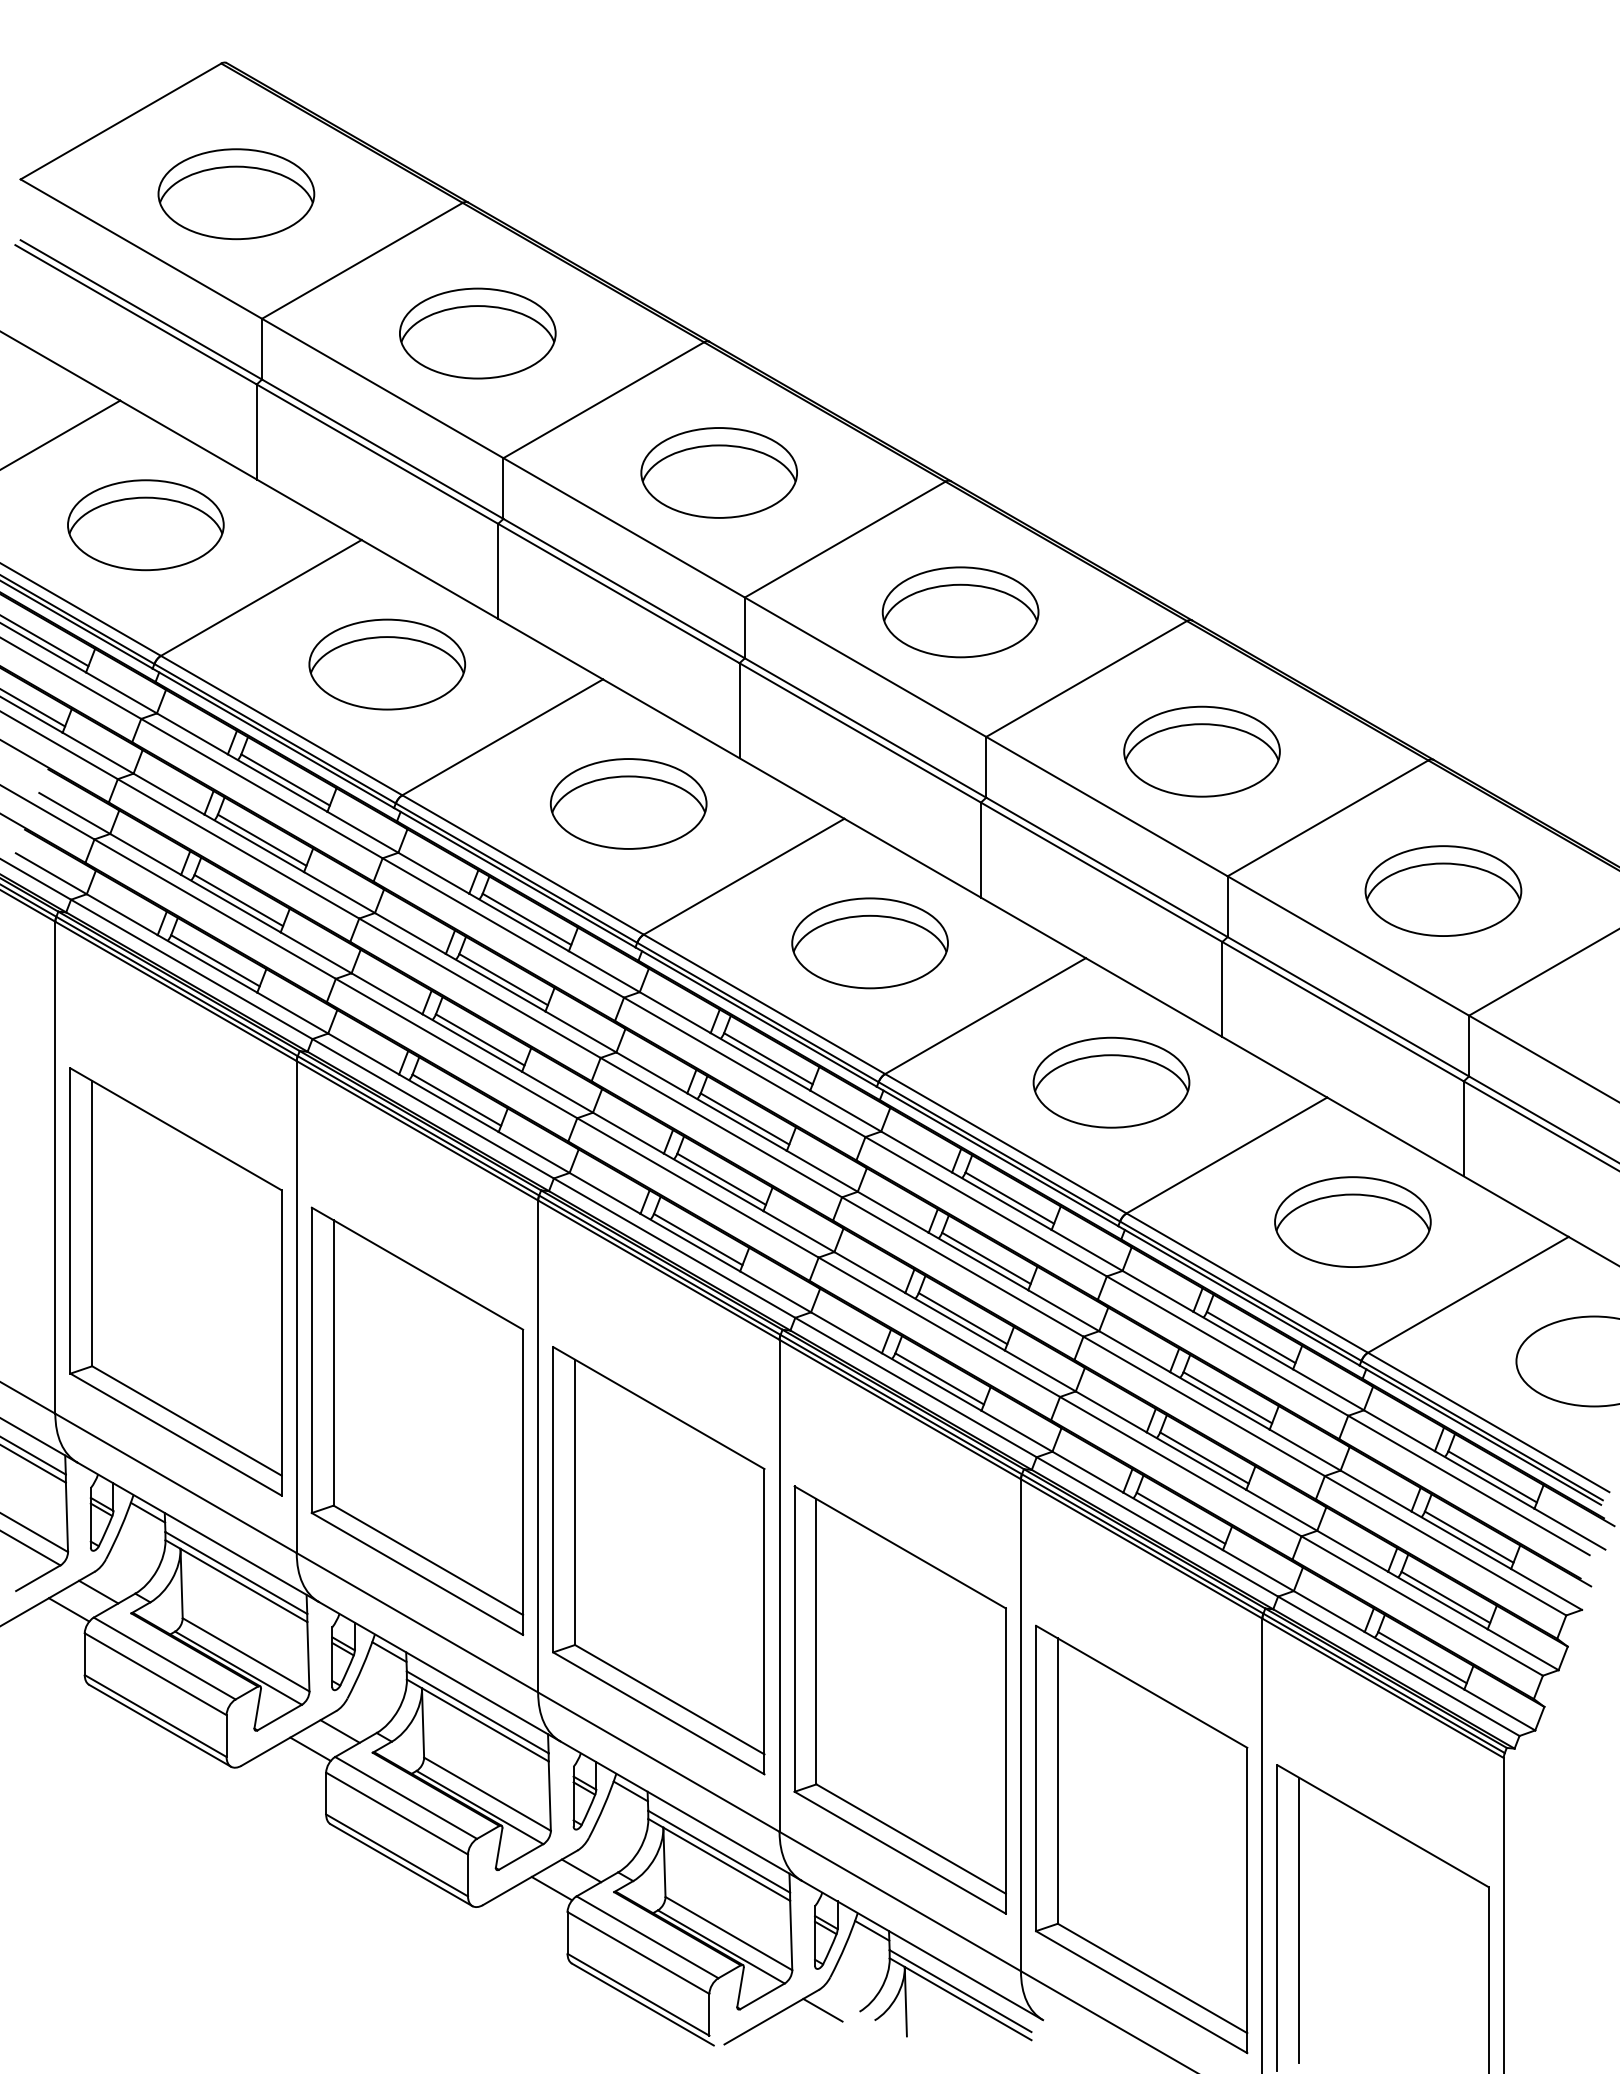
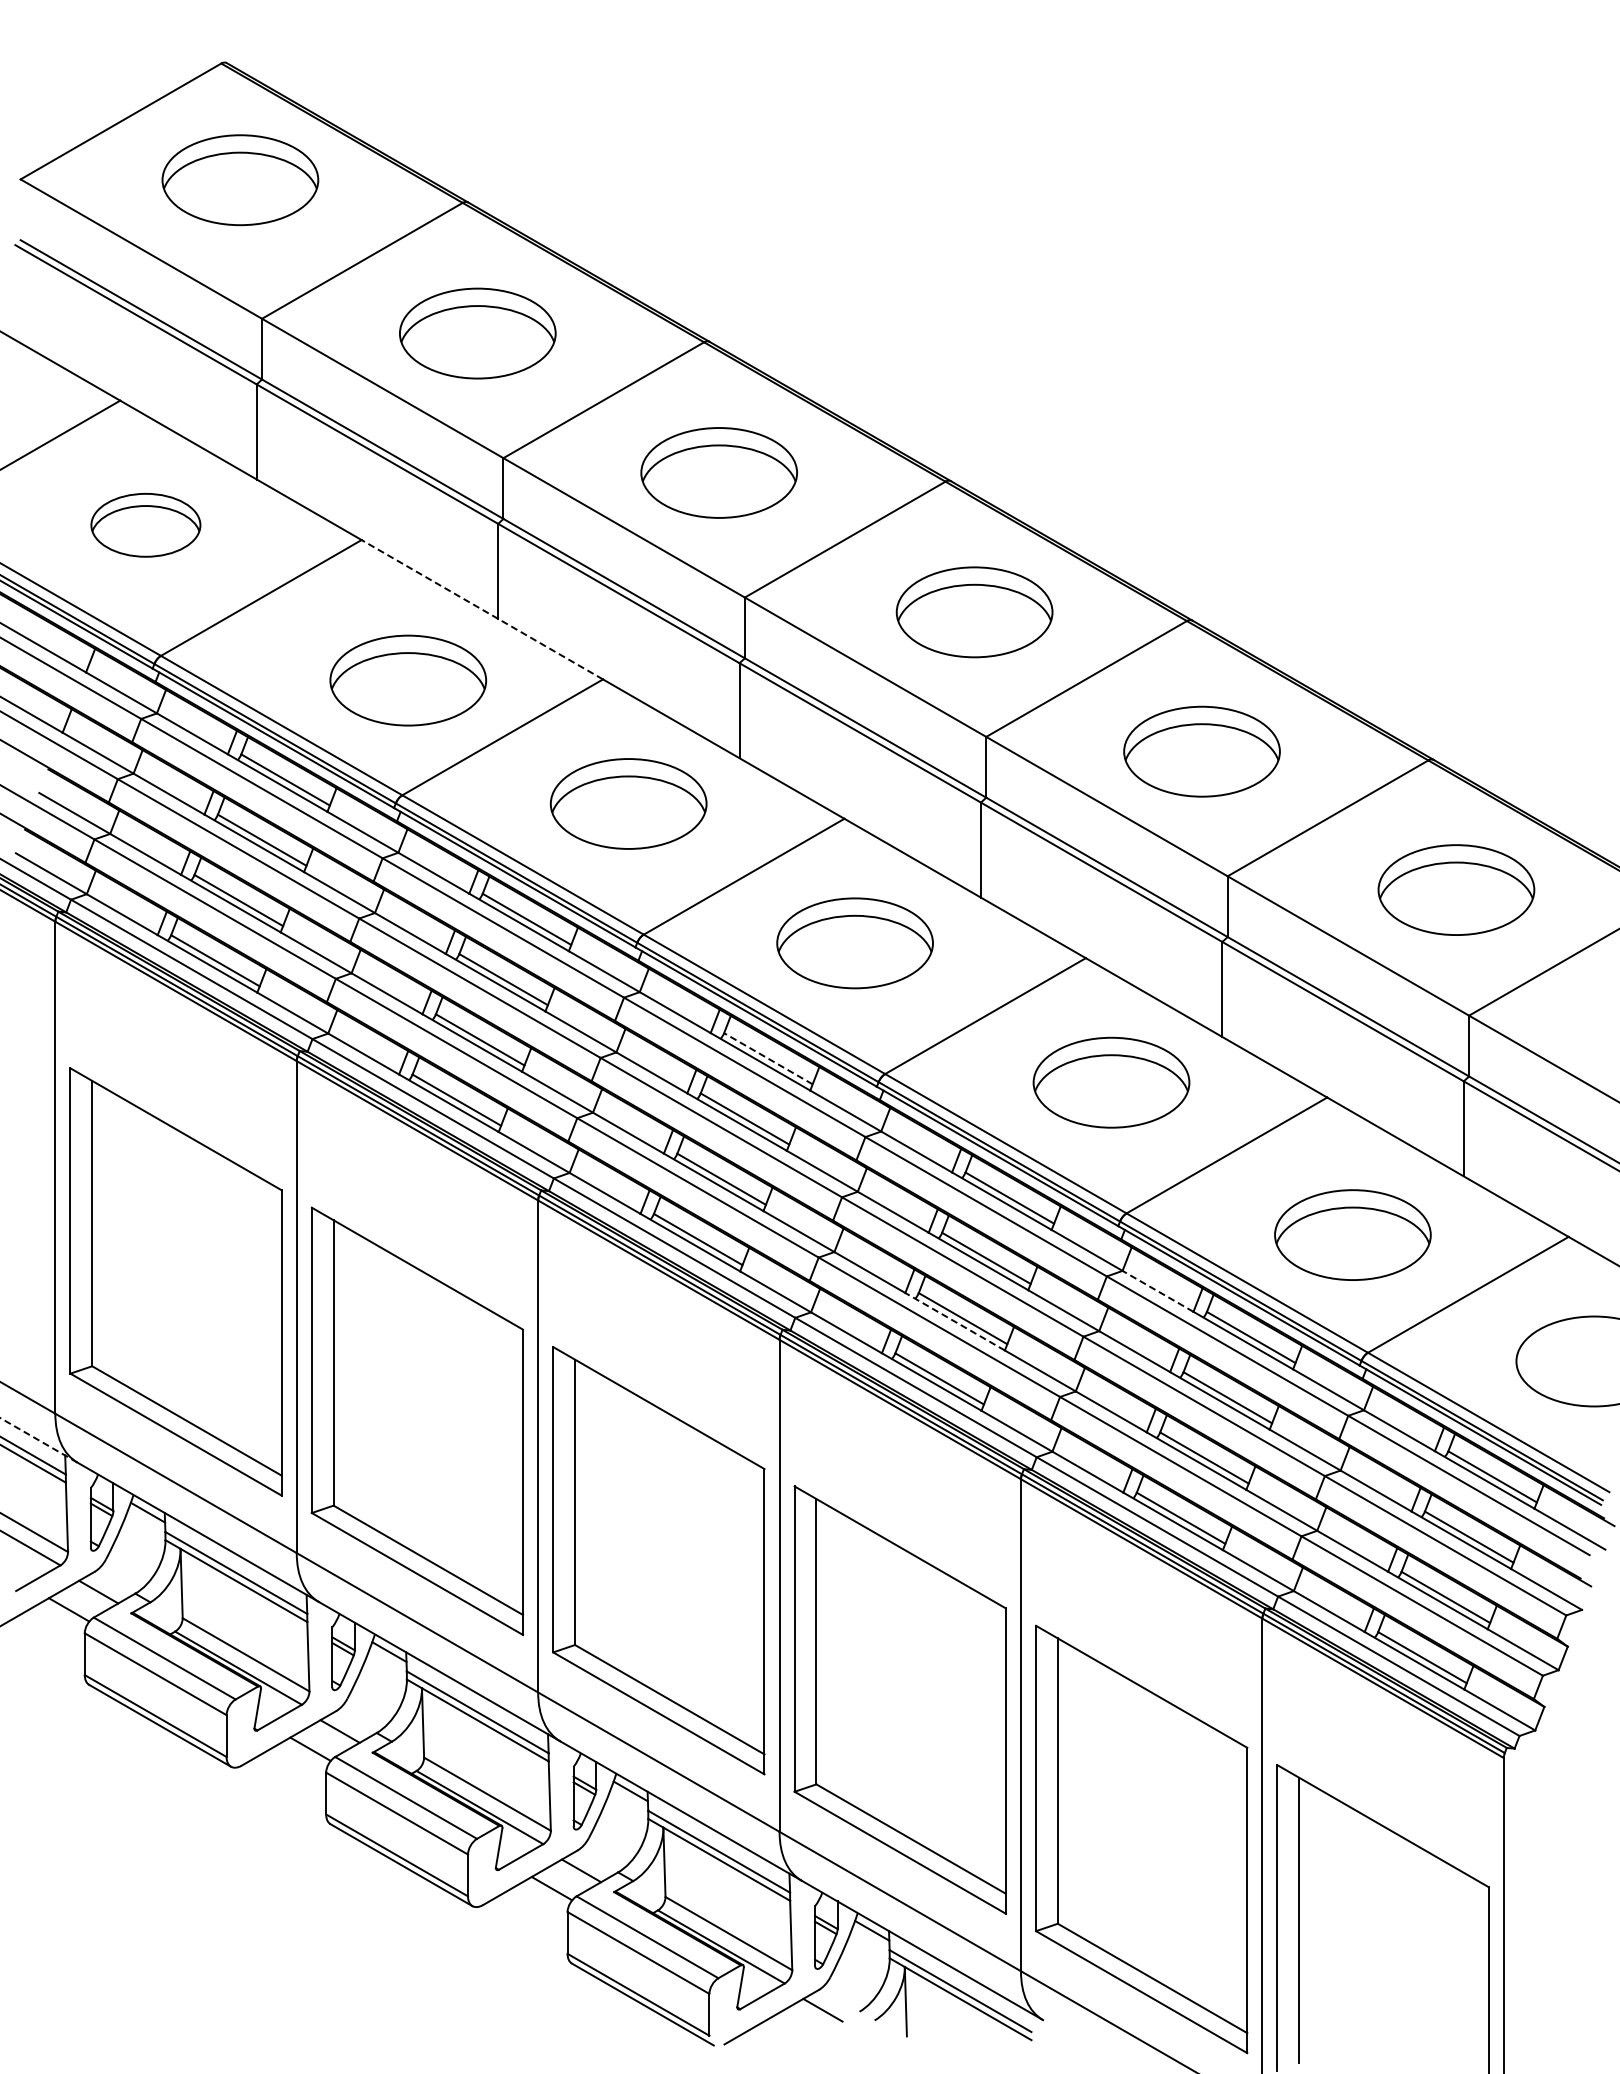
part position: (236, 194) -> (240, 180) (240, 180)
part size: 158x93 px -> 112x65 px (145, 525)
line: solid -> dashed (481, 609)
part position: (960, 612) -> (974, 612) (974, 612)
line: present -> none (45, 641)
part position: (387, 664) -> (408, 680) (408, 680)
line: present -> none (33, 708)
part position: (1443, 890) -> (1456, 889) (1456, 889)
part position: (869, 943) -> (854, 943) (854, 943)
line: solid -> dashed (767, 1058)
part position: (1352, 1221) -> (1352, 1234) (1352, 1234)
line: solid -> dashed (1158, 1291)
line: solid -> dashed (954, 1321)
line: solid -> dashed (38, 1440)
